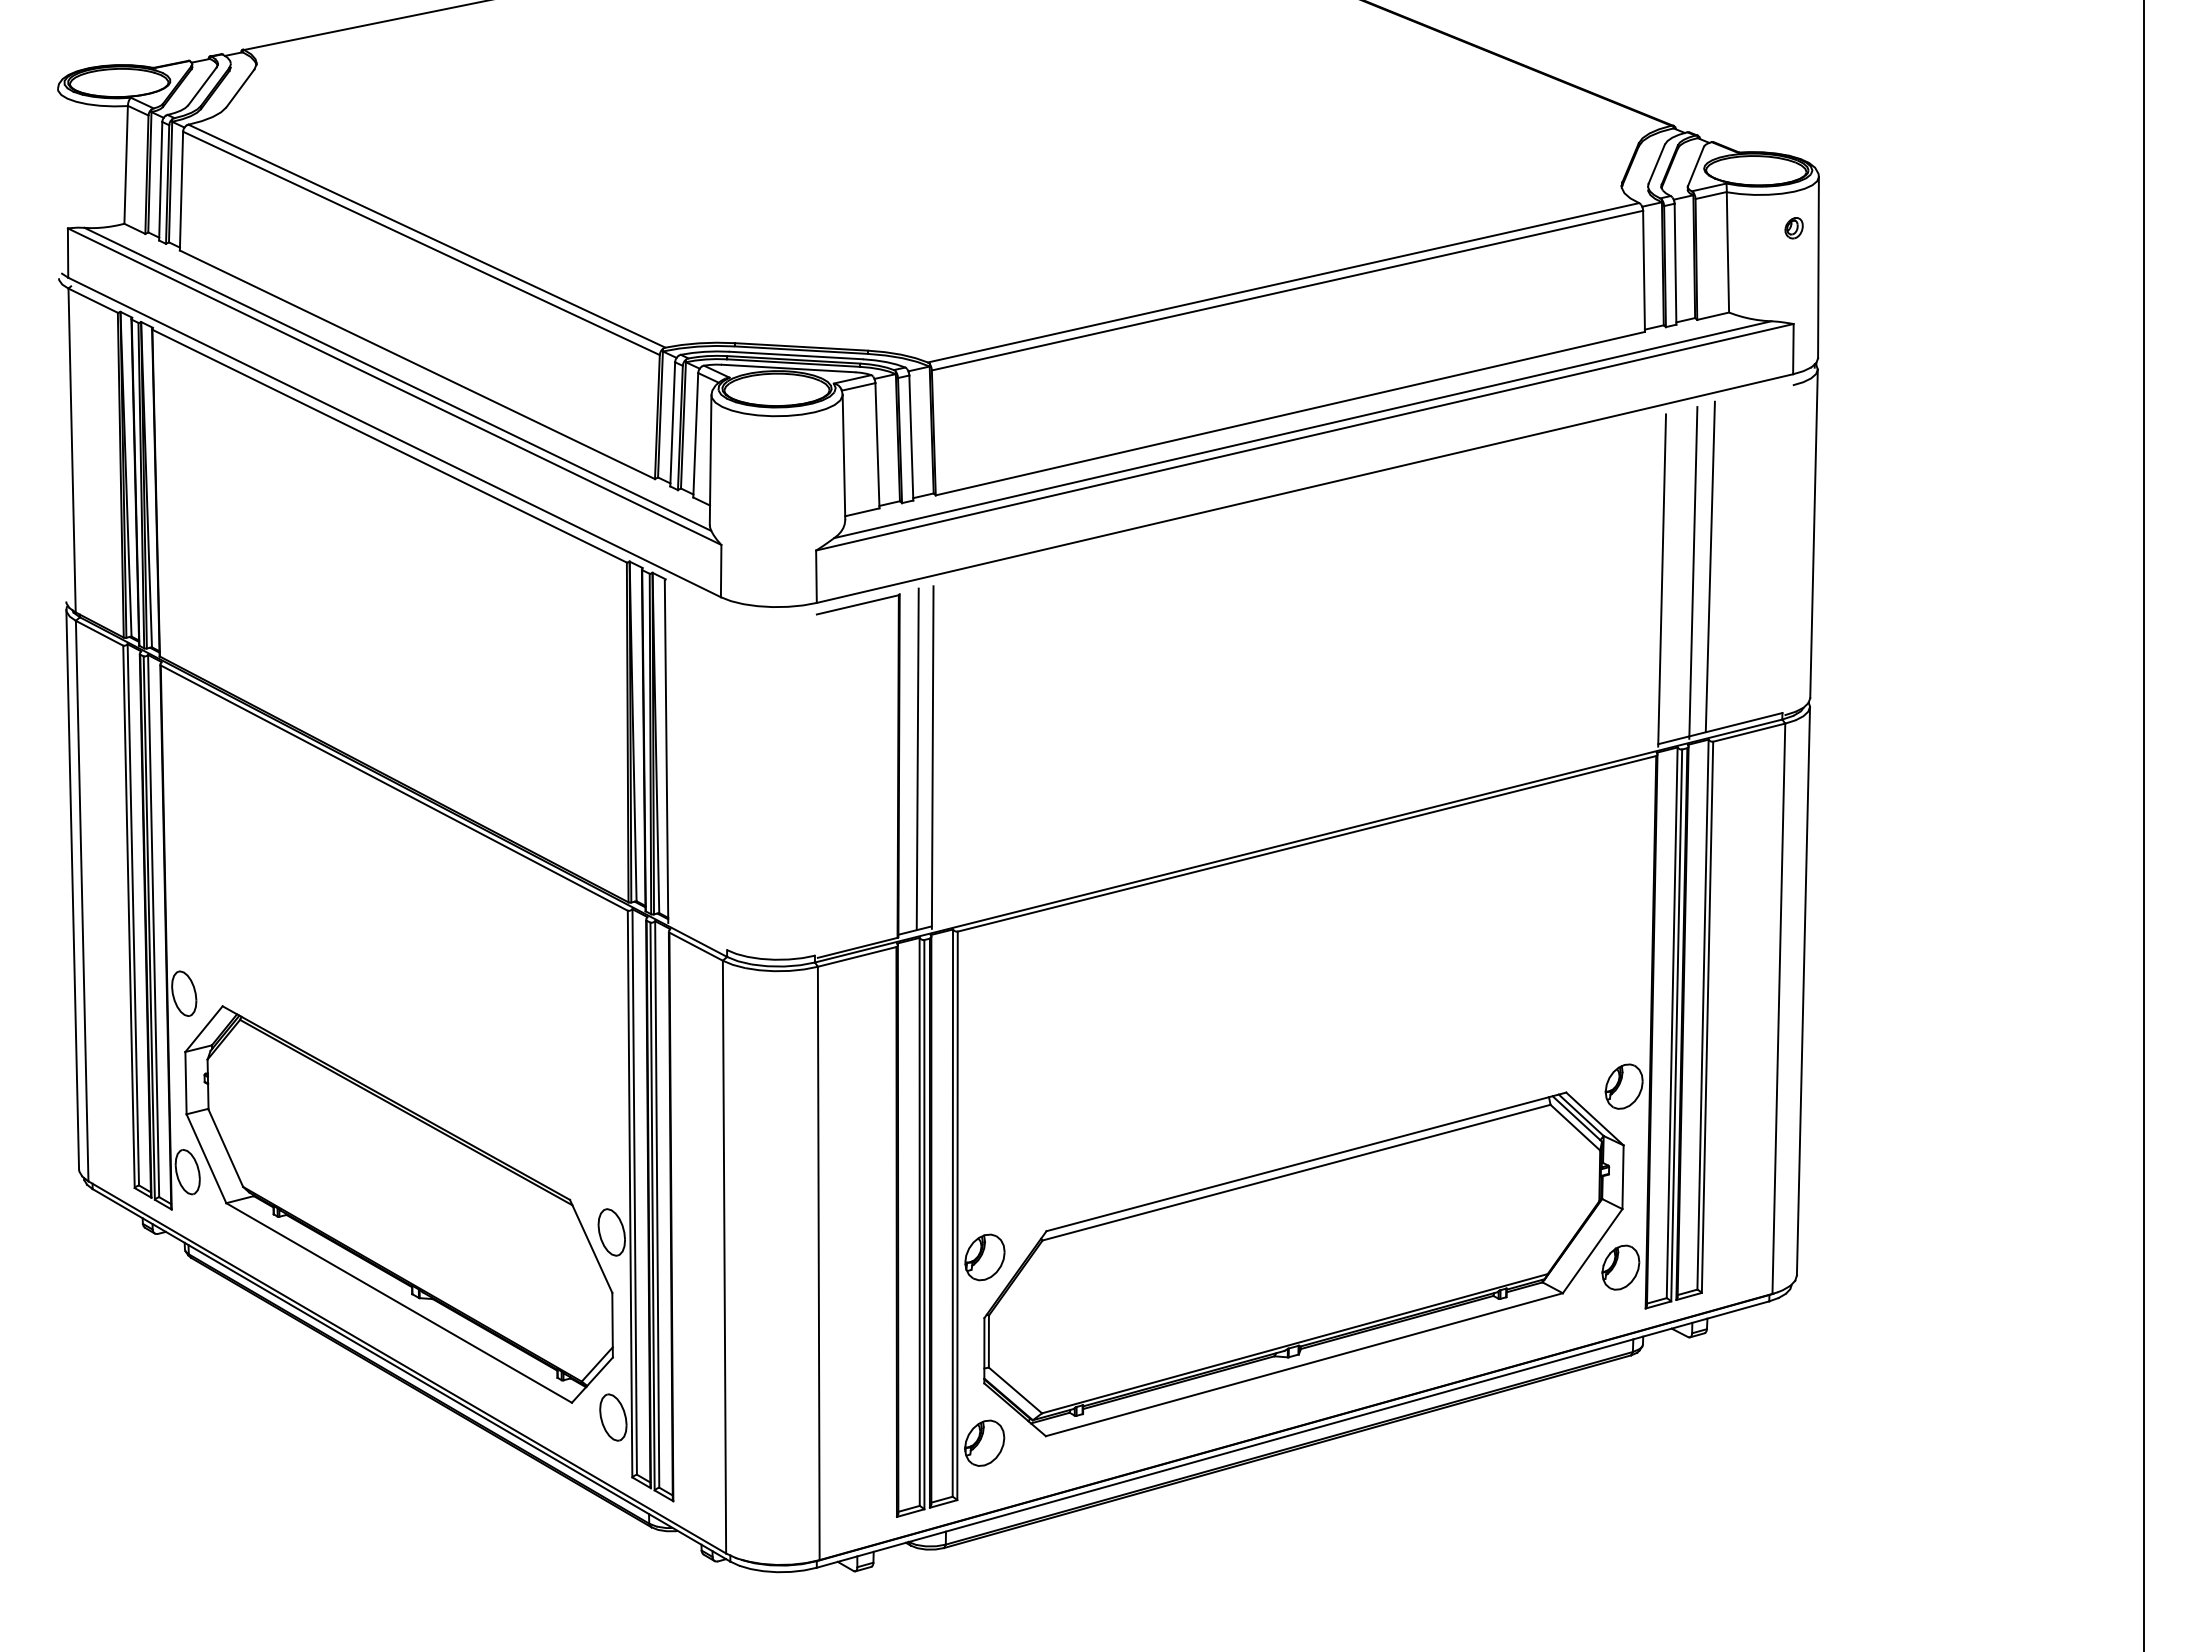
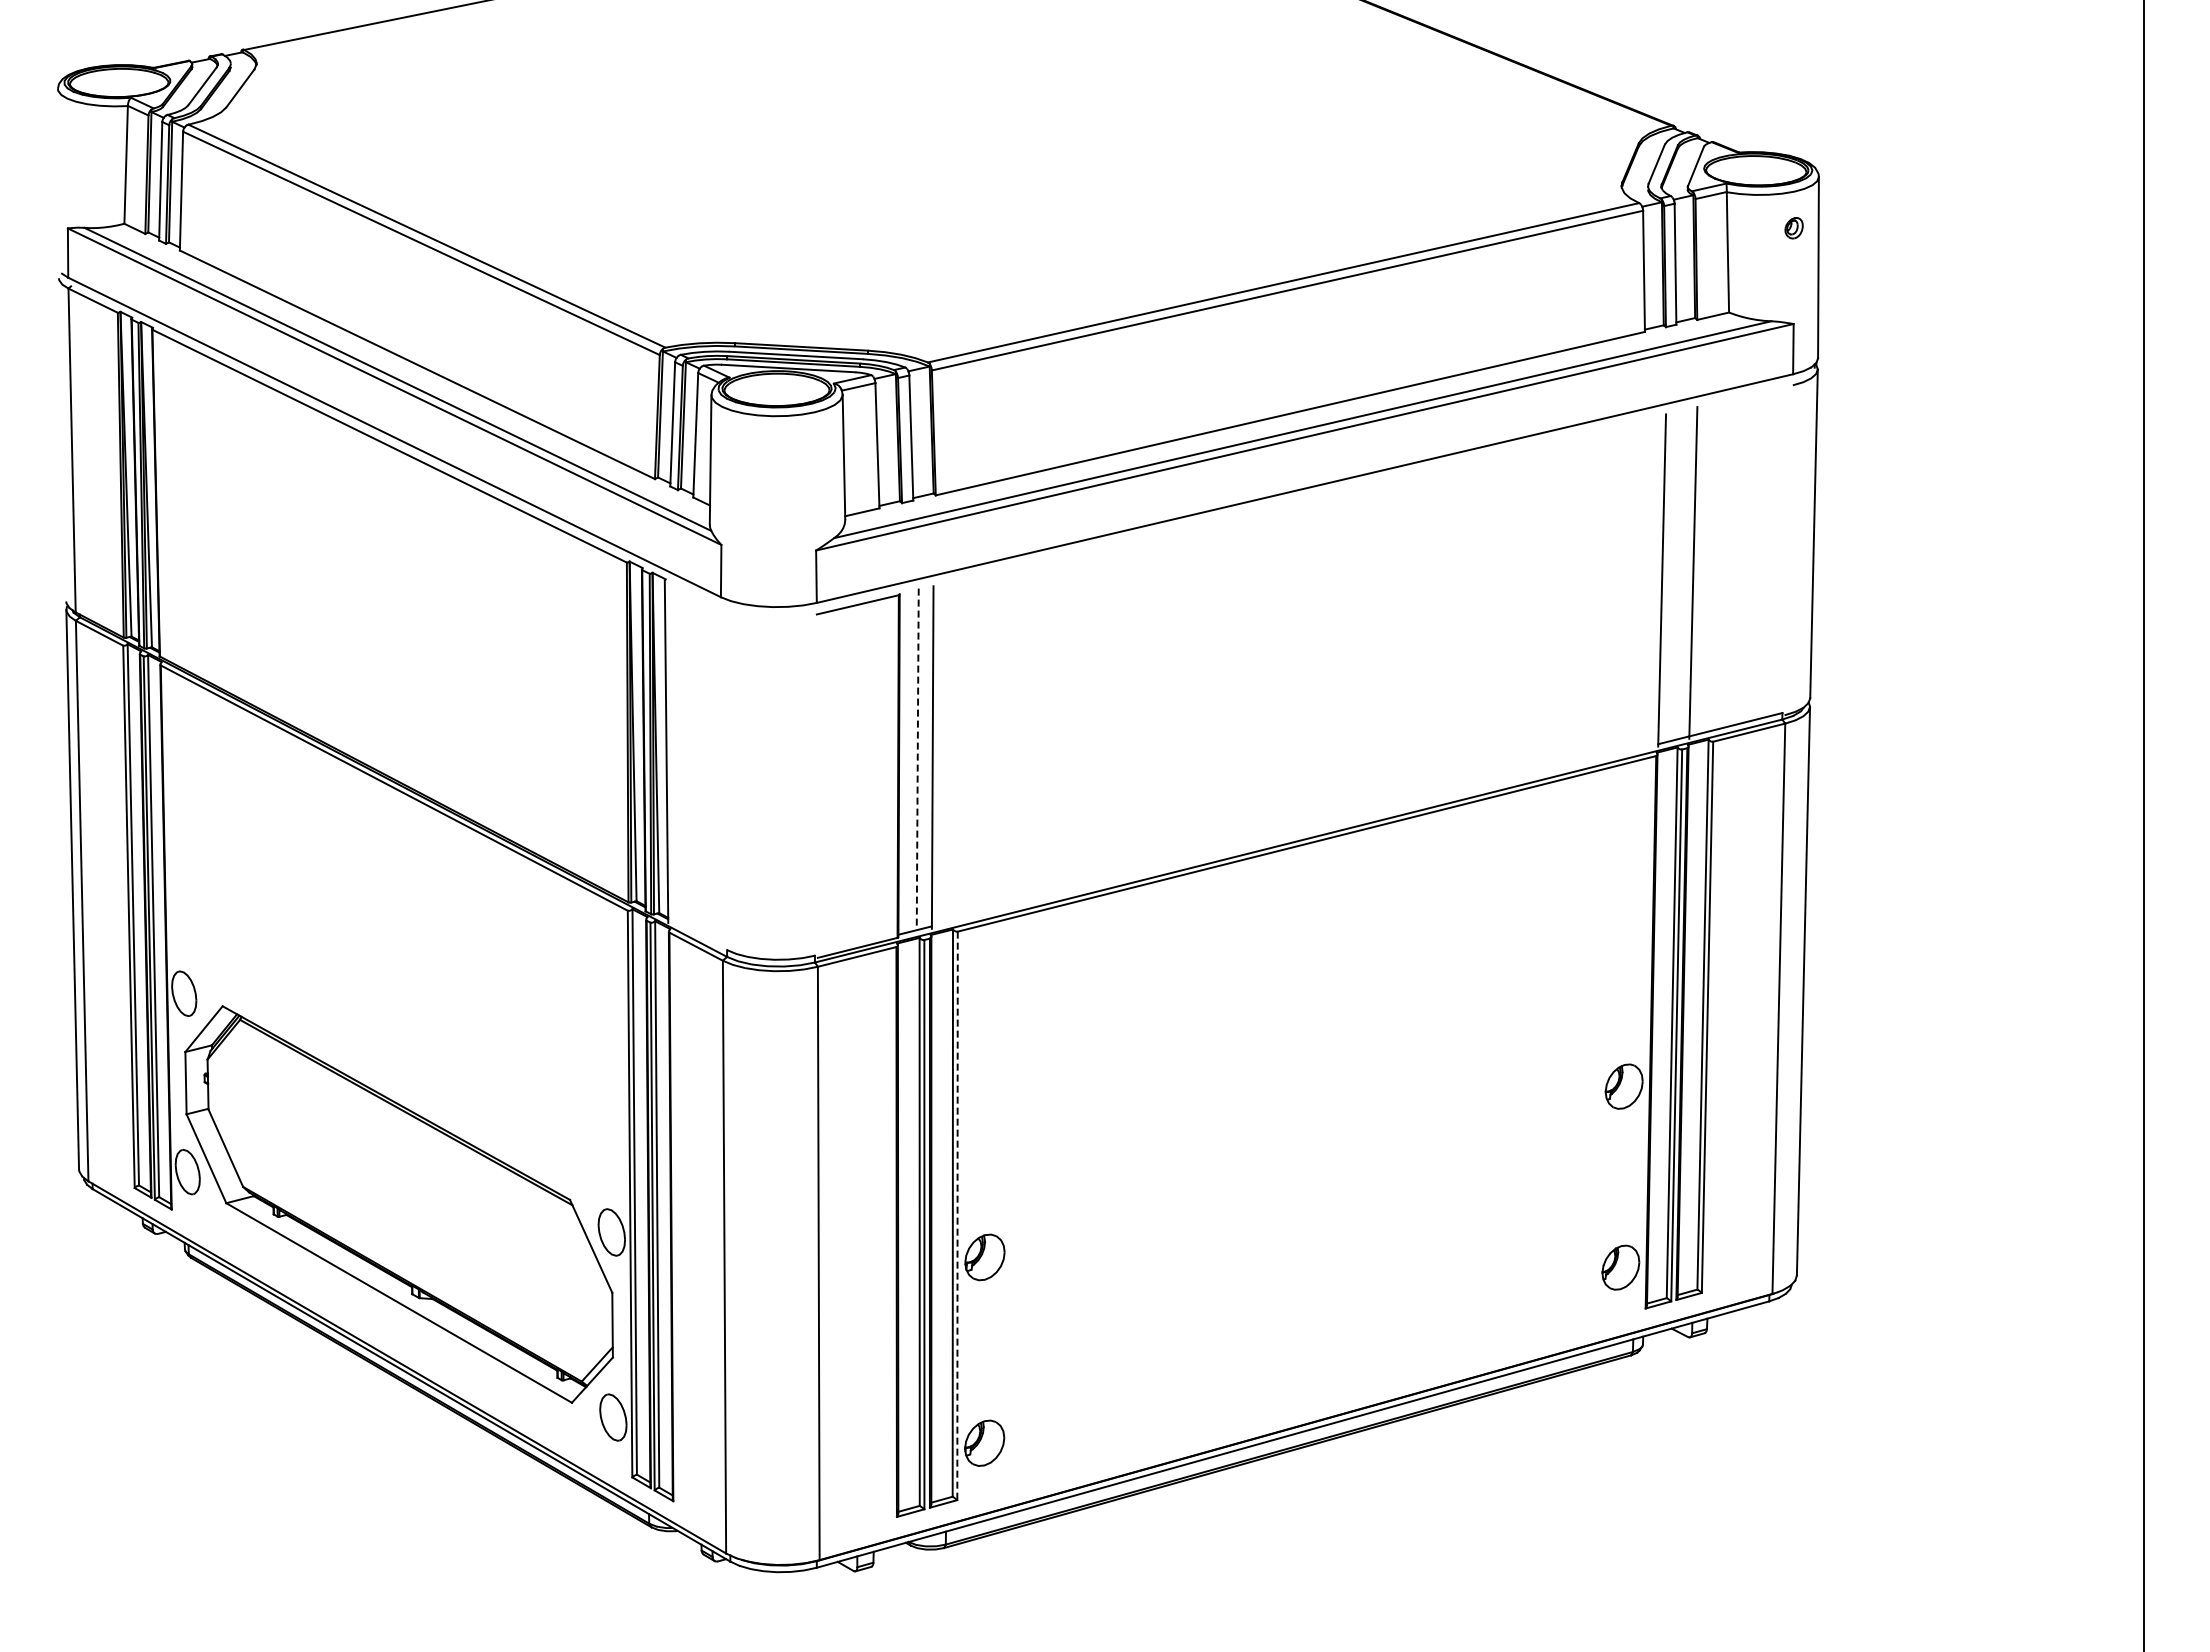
line: present -> none (1709, 566)
line: solid -> dashed (917, 759)
line: solid -> dashed (957, 1216)
part: present -> none (1303, 1264)
